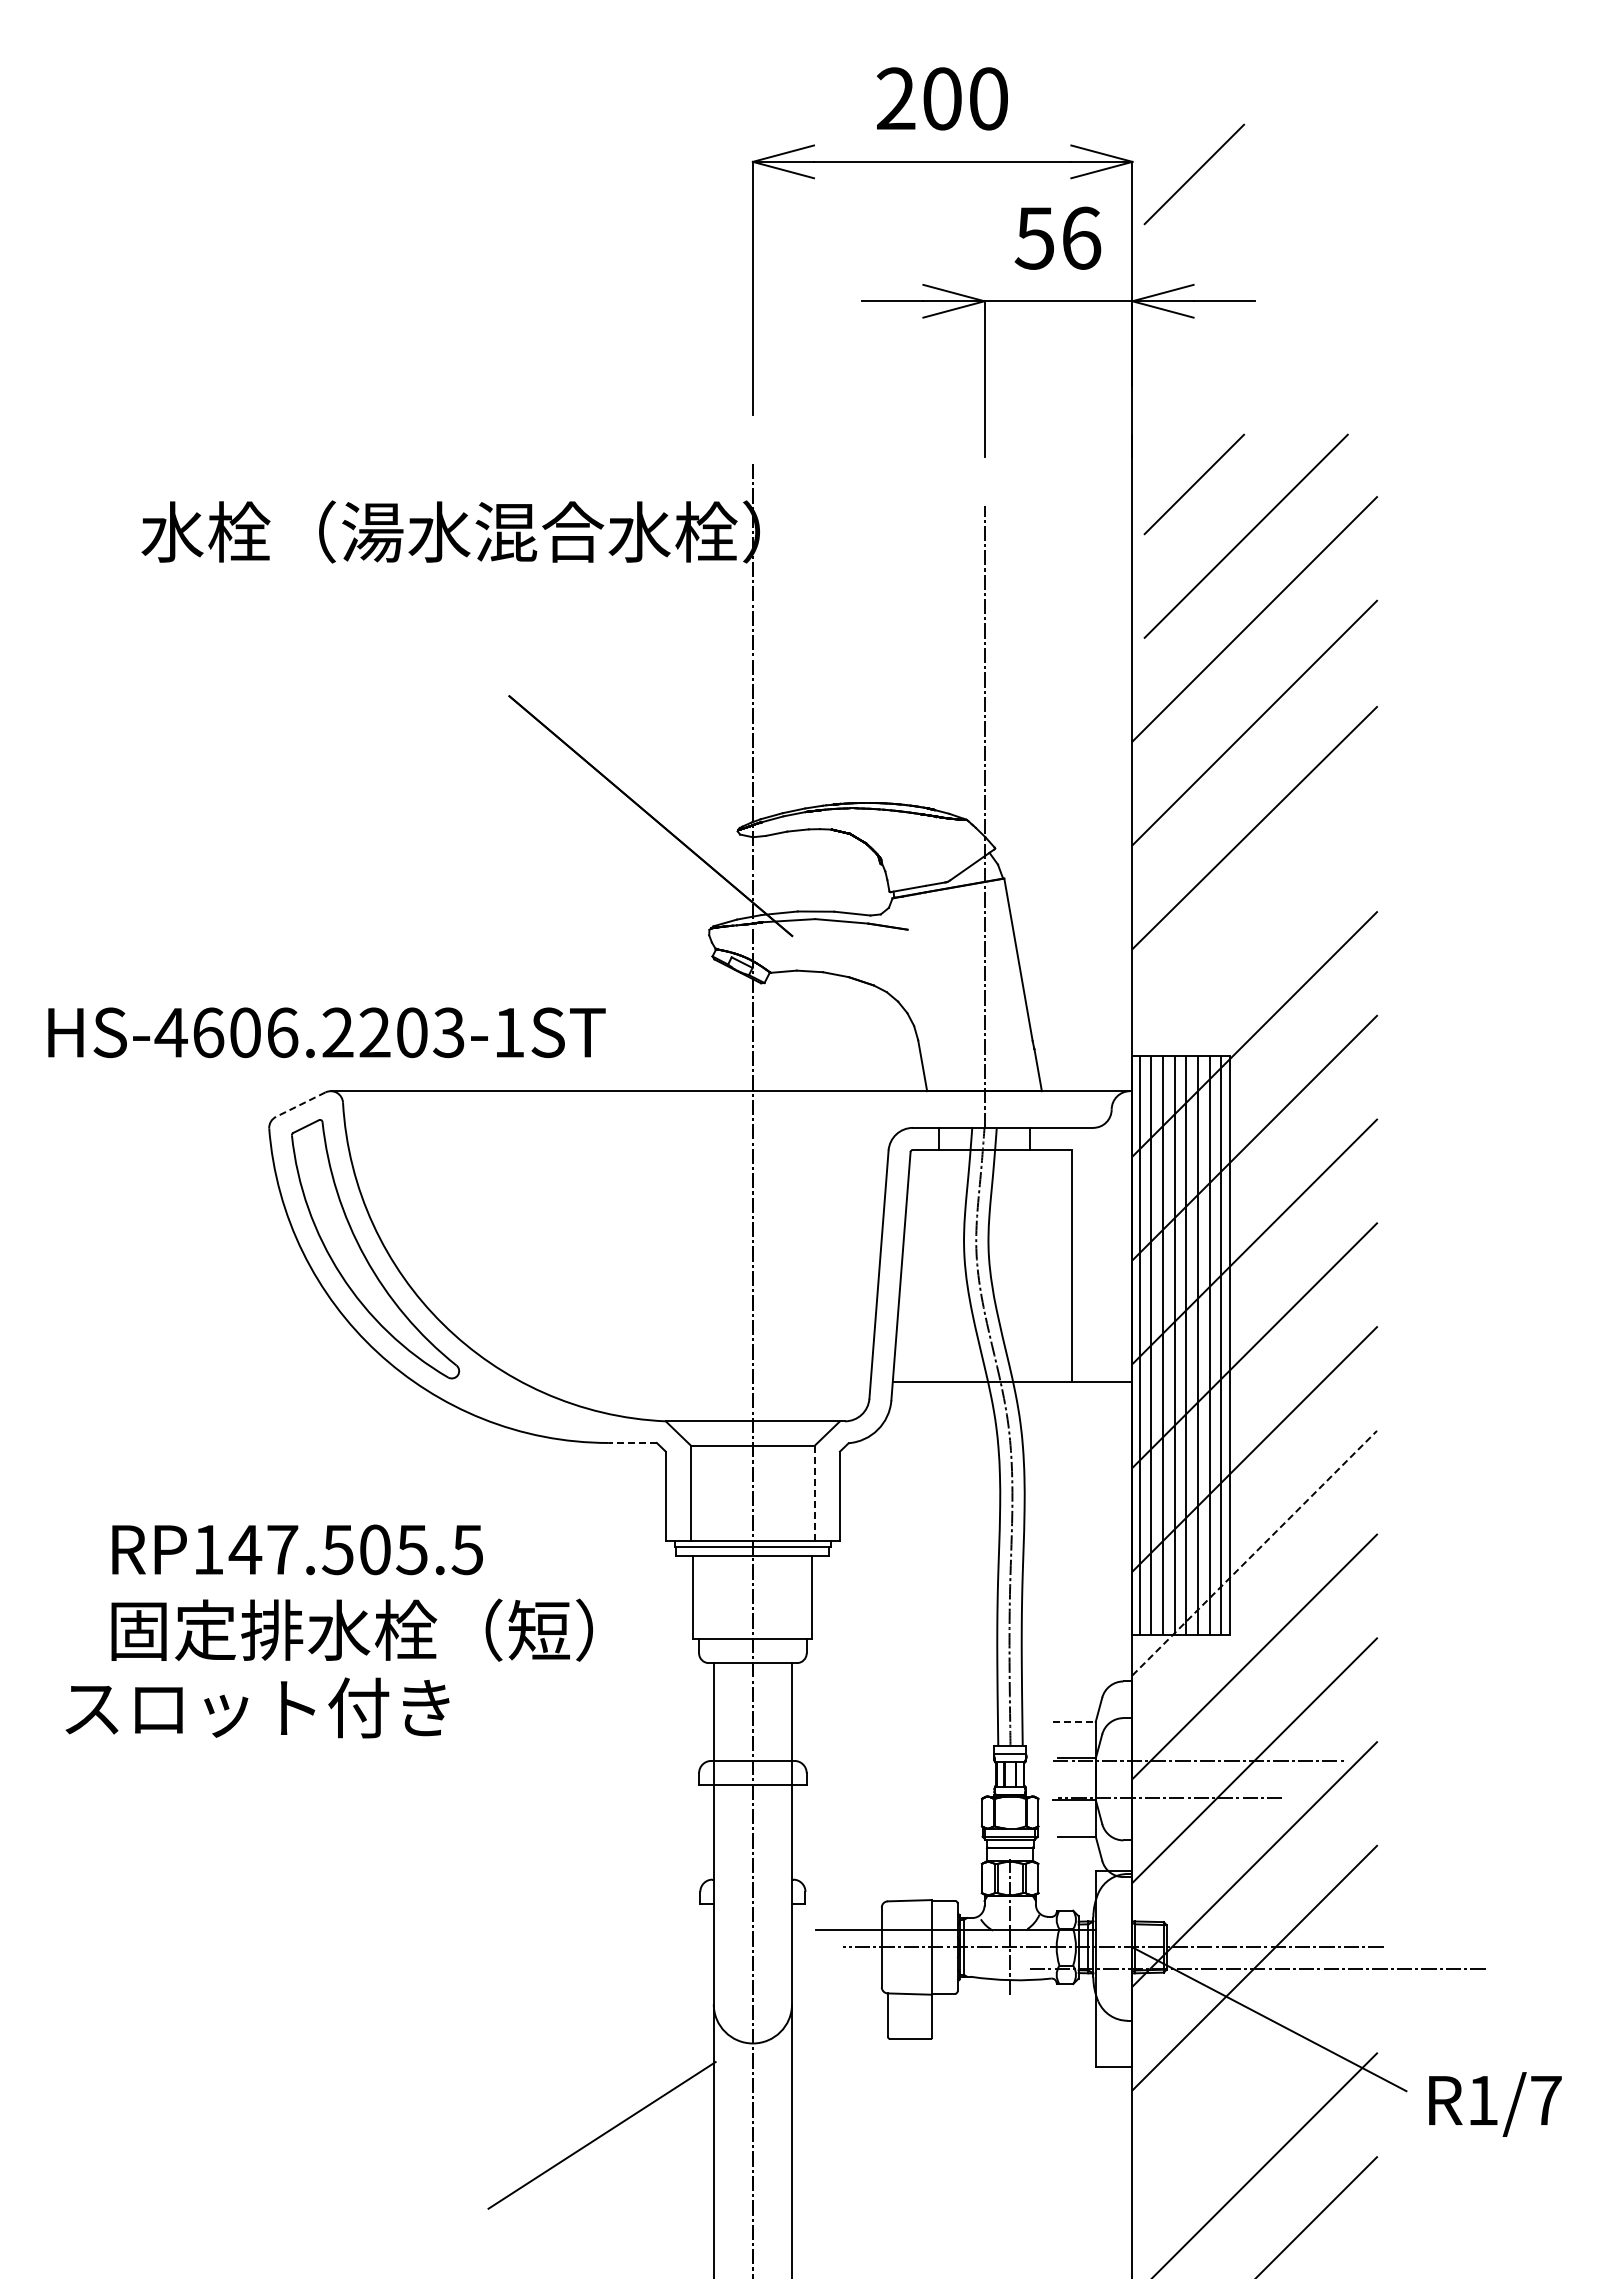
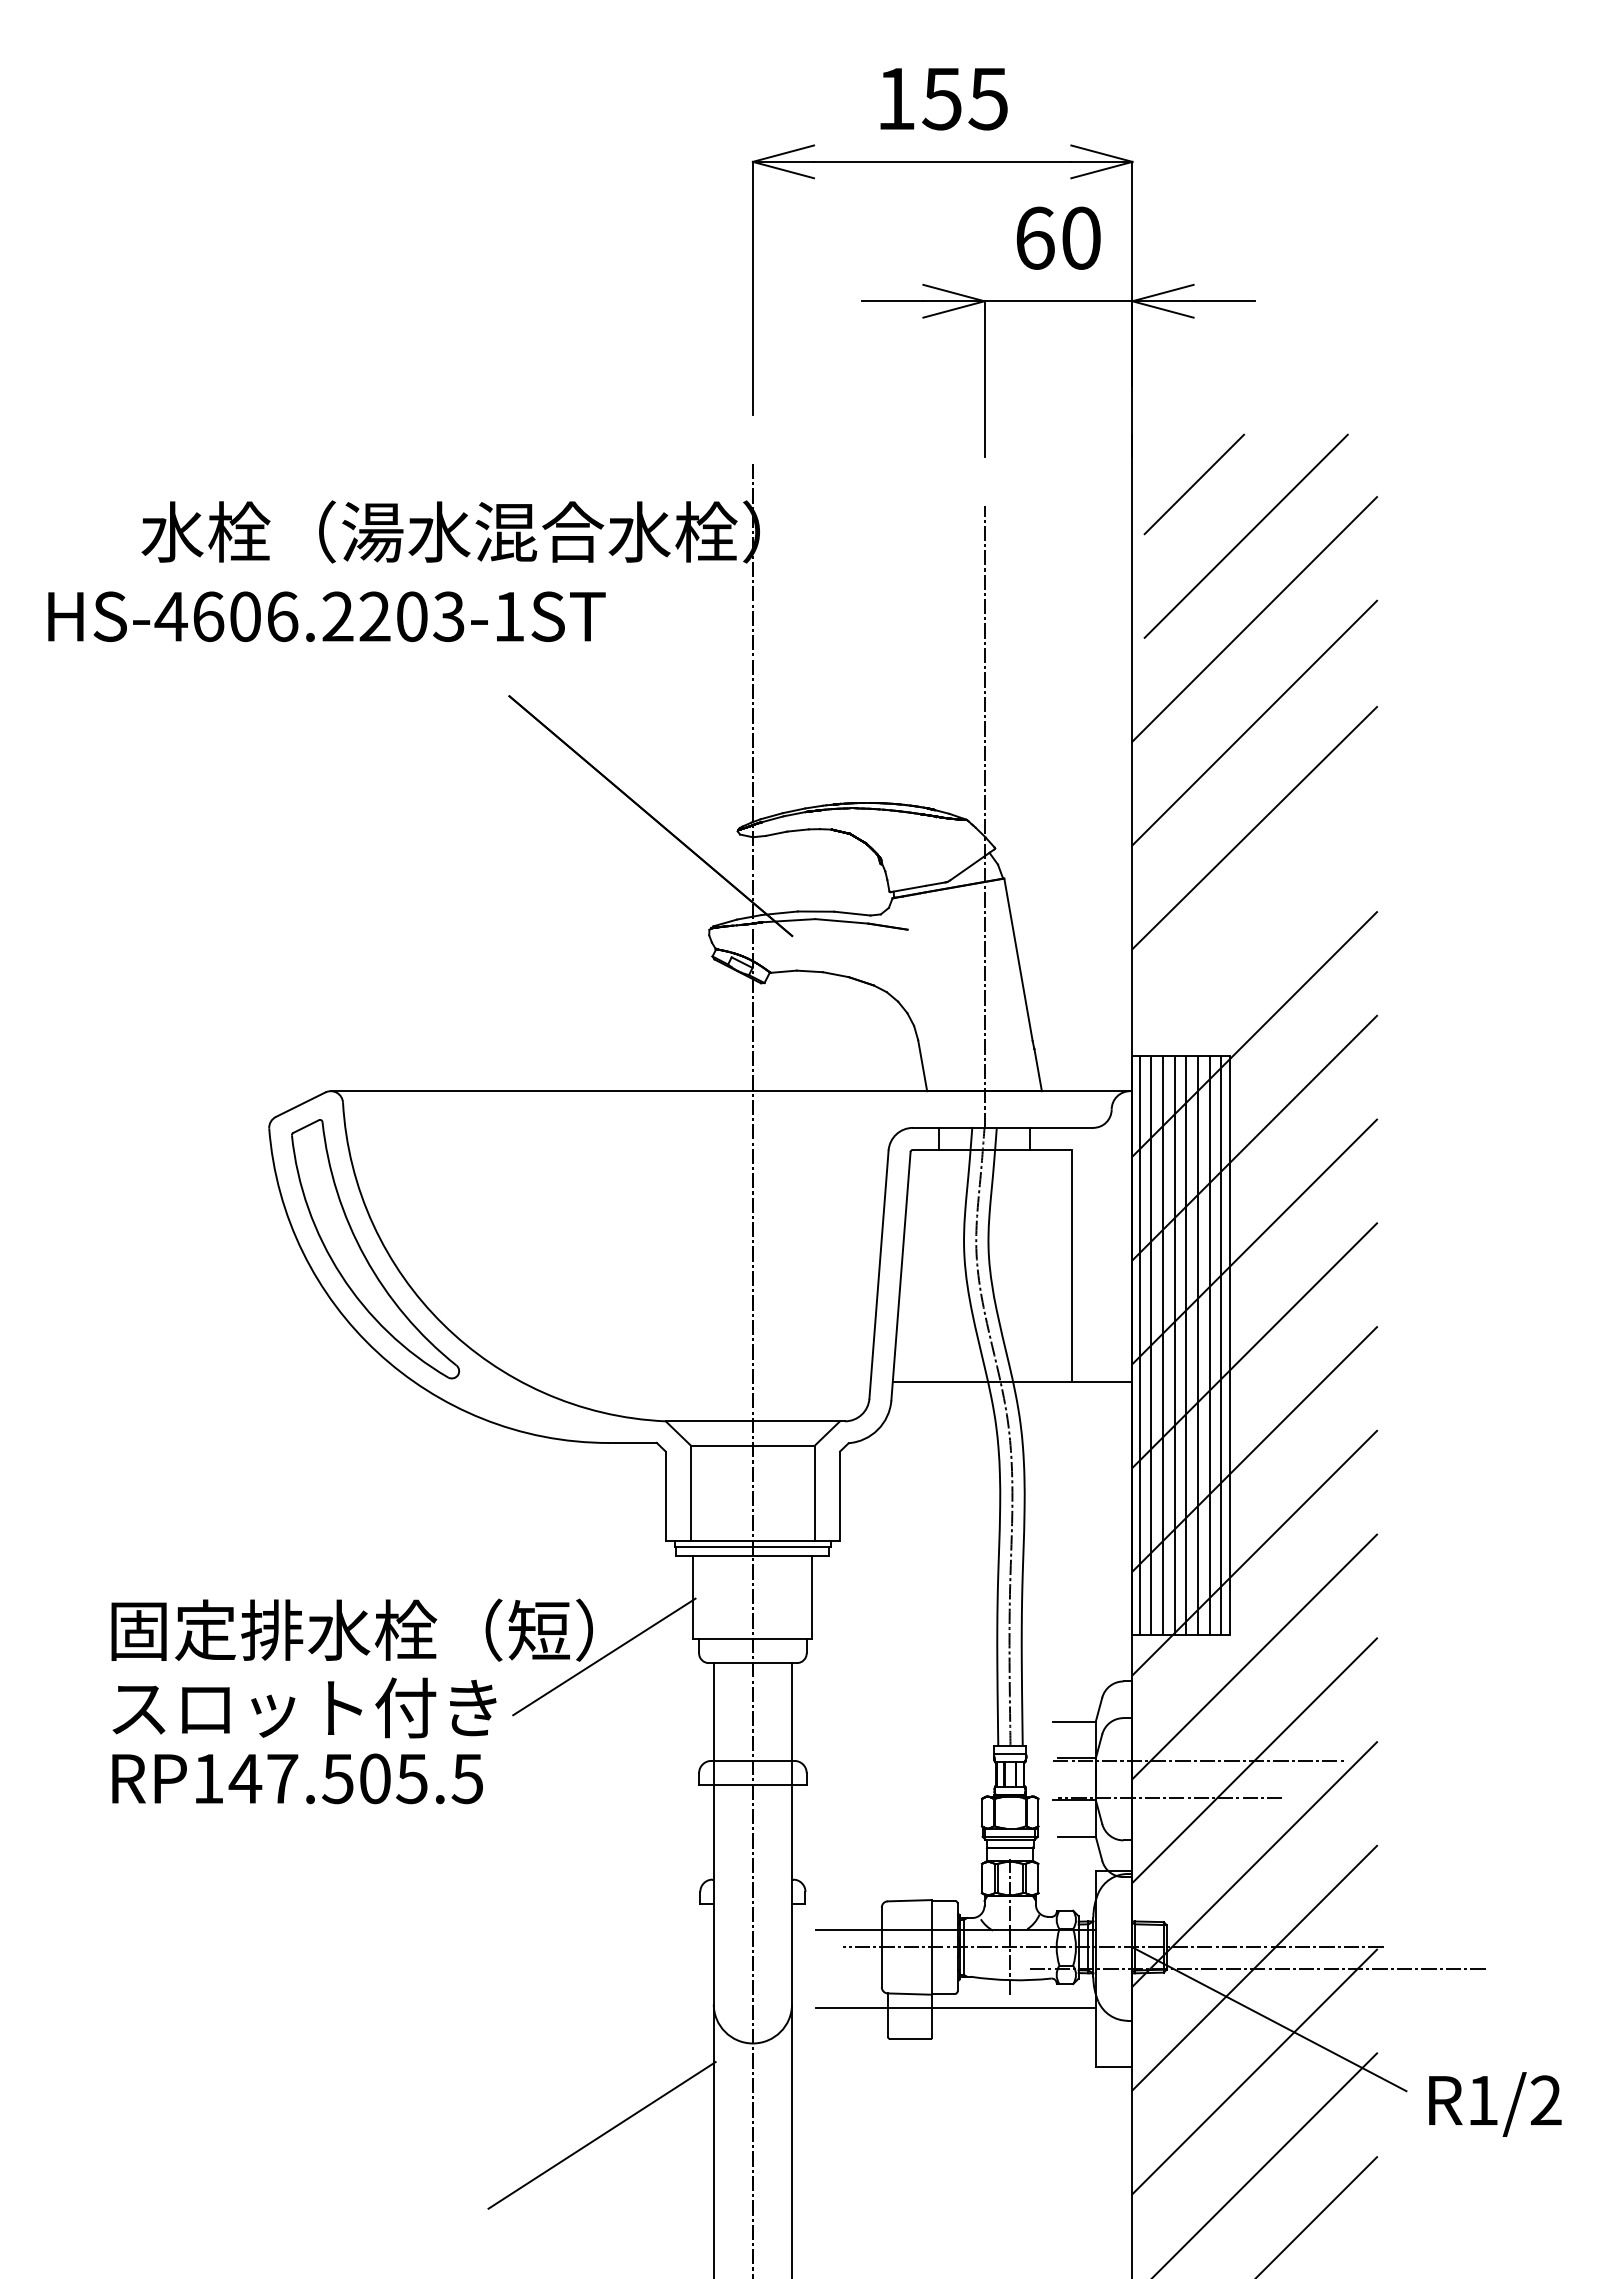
text: 200 -> 155 (941, 98)
line: present -> none (1194, 174)
text: 56 -> 60 (1057, 237)
text position: (326, 1032) -> (326, 616) (326, 616)
line: dashed -> solid (300, 1104)
line: dashed -> solid (632, 1442)
line: dashed -> solid (814, 1493)
text position: (297, 1549) -> (297, 1778) (297, 1778)
line: dashed -> solid (1254, 1553)
line: none -> present (604, 1656)
text position: (257, 1707) -> (304, 1707) (304, 1707)
line: dashed -> solid (1074, 1721)
line: none -> present (955, 2007)
line: none -> present (1254, 2071)
text: R1/7 -> R1/2 (1545, 2099)
